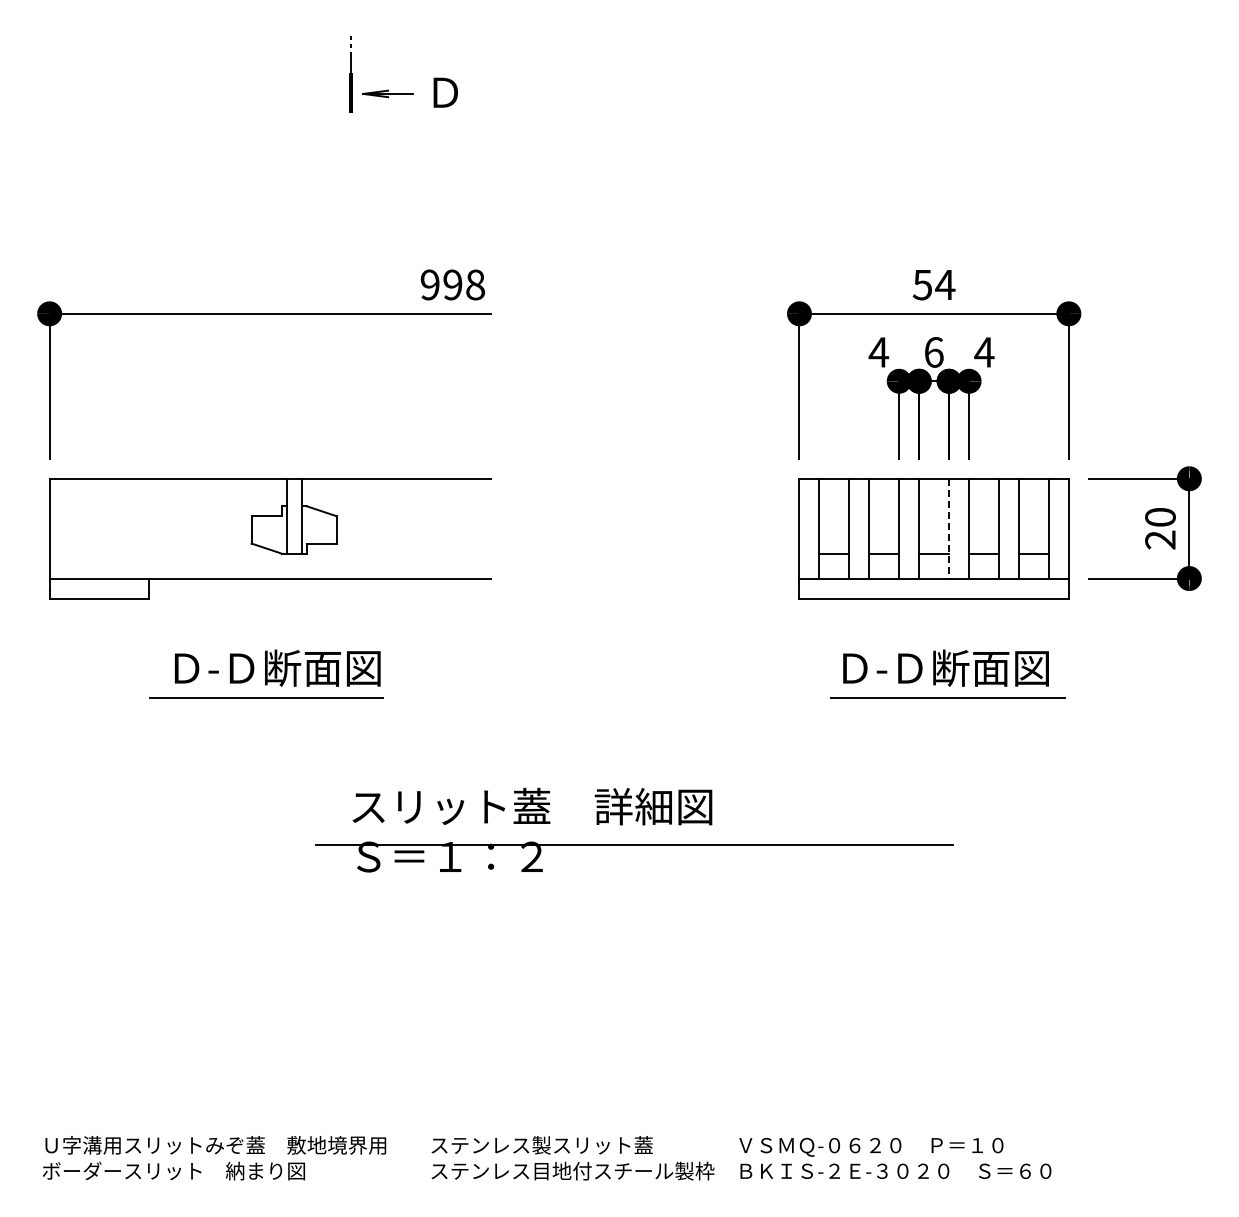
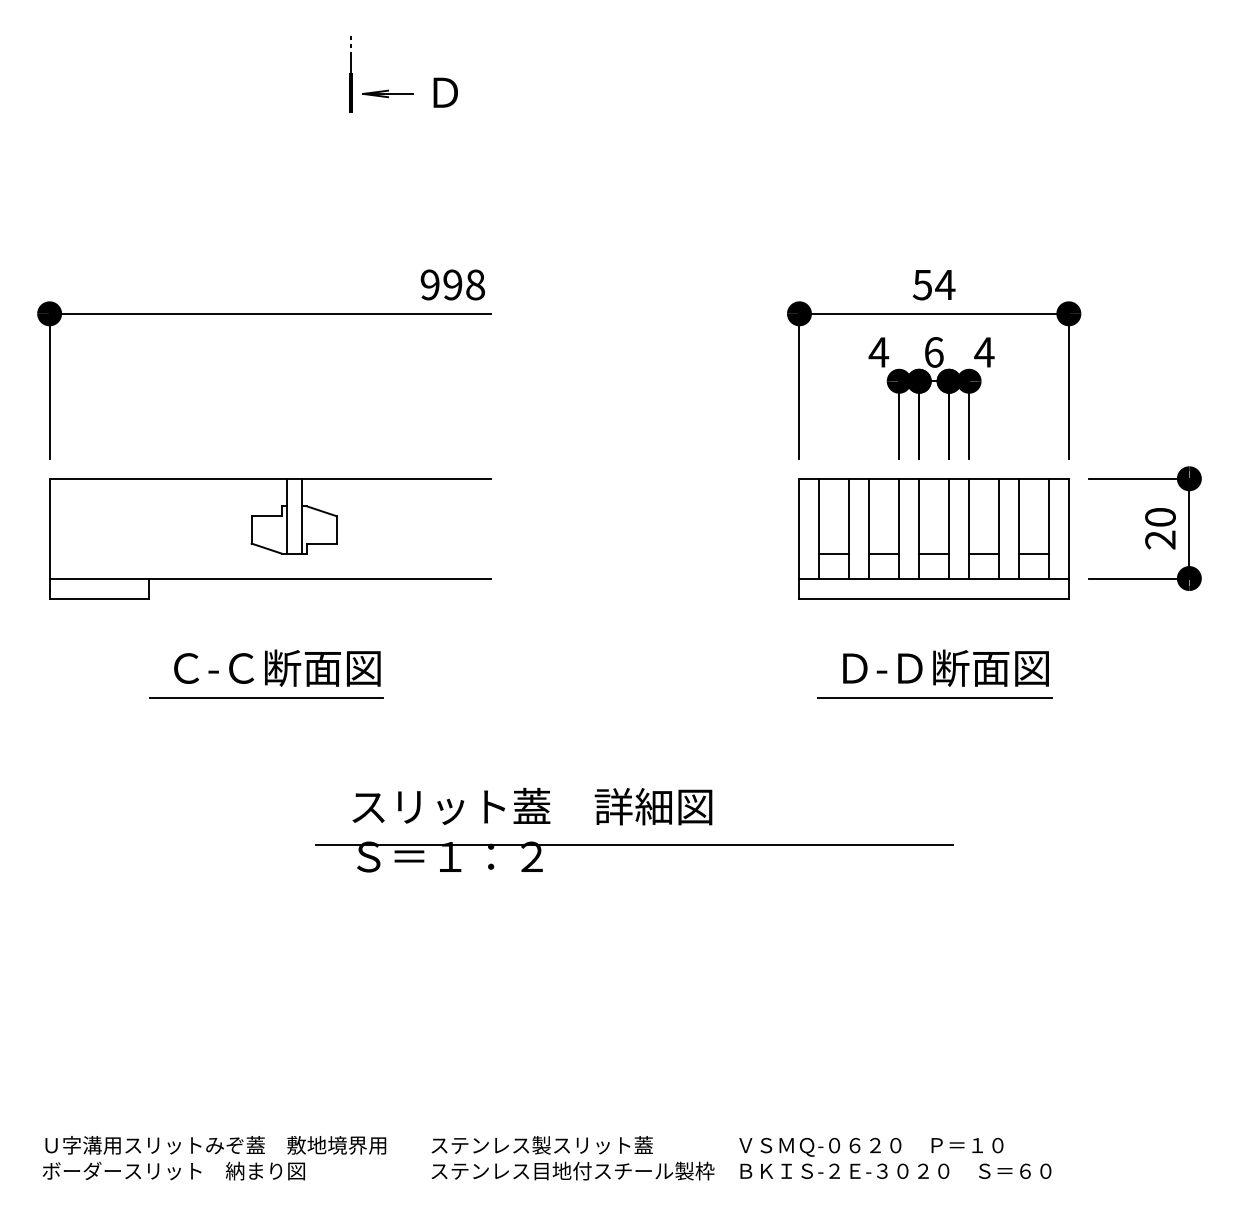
line: dashed -> solid (949, 528)
text: Ｄ-Ｄ断面図 -> Ｃ-Ｃ断面図 (214, 668)
line position: (947, 697) -> (934, 697) (934, 697)
